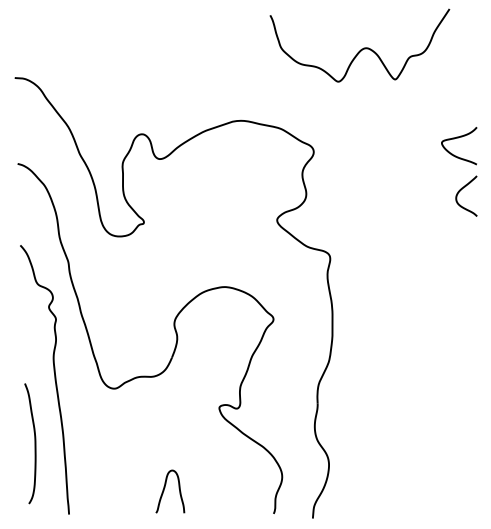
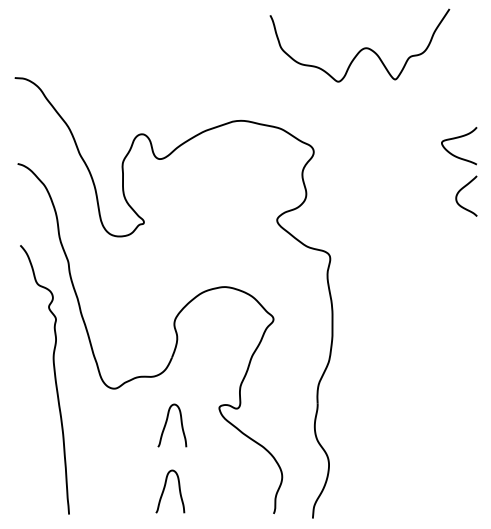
curve: none -> present (167, 422)
curve: present -> none (34, 443)
